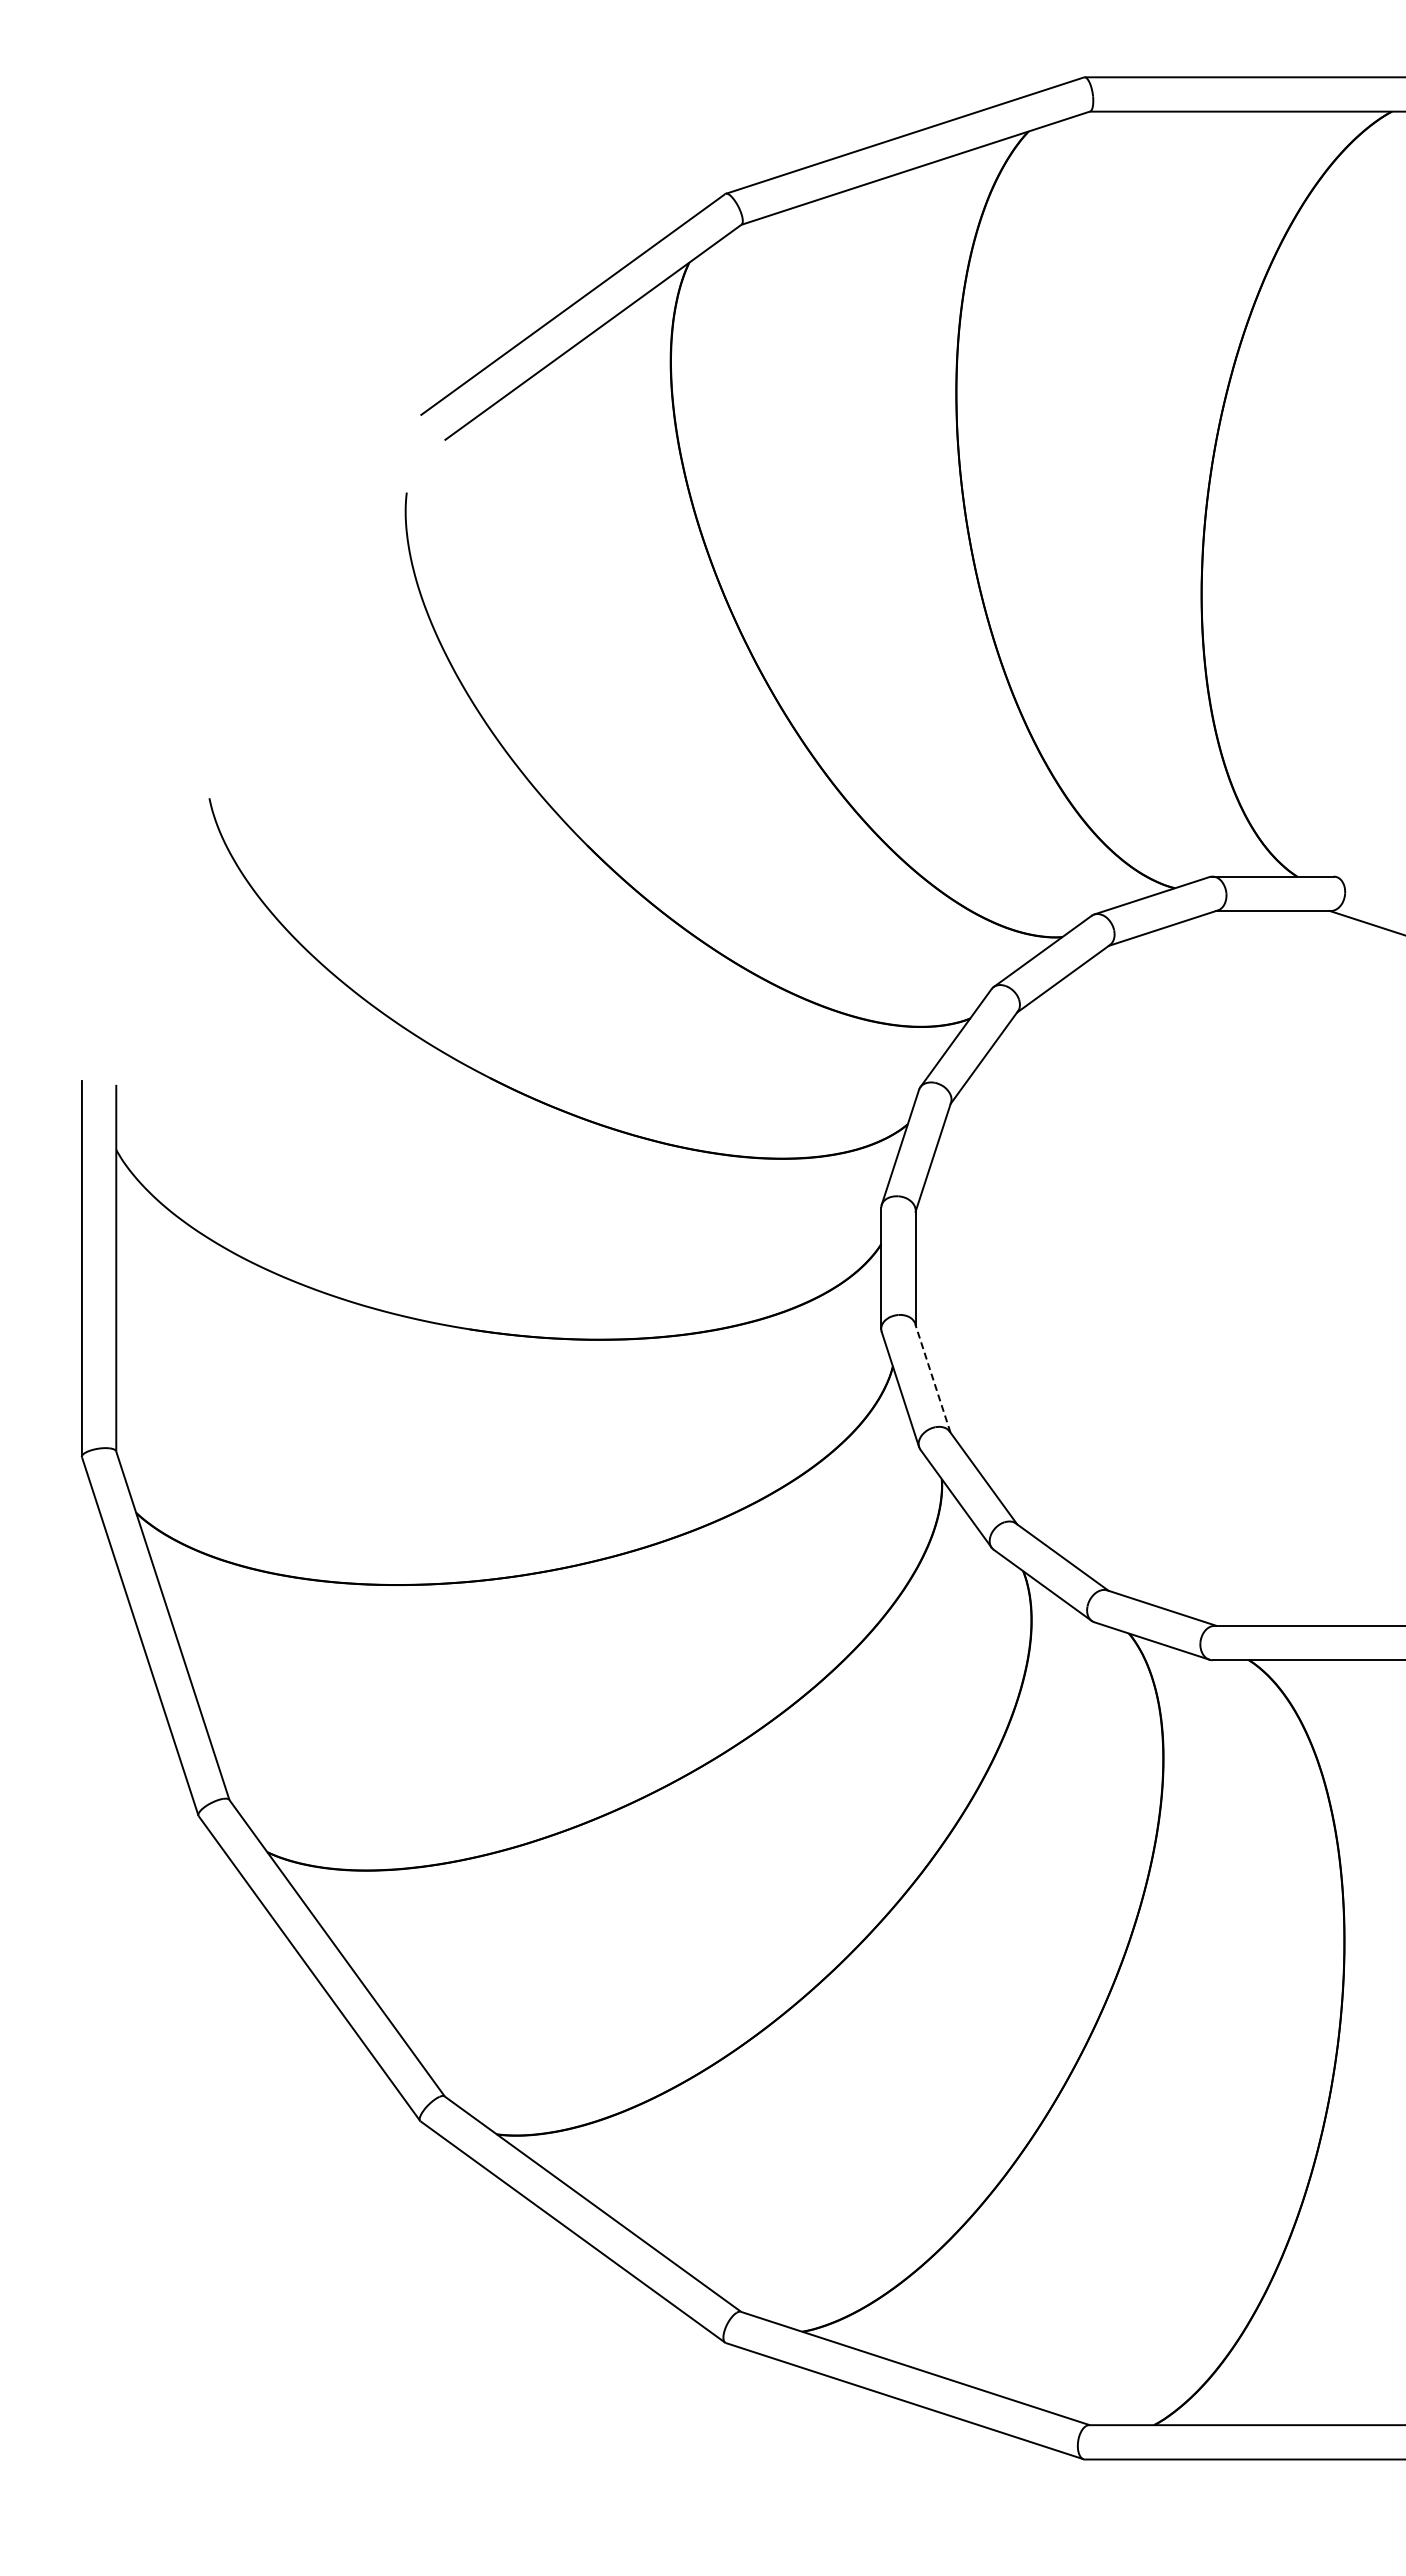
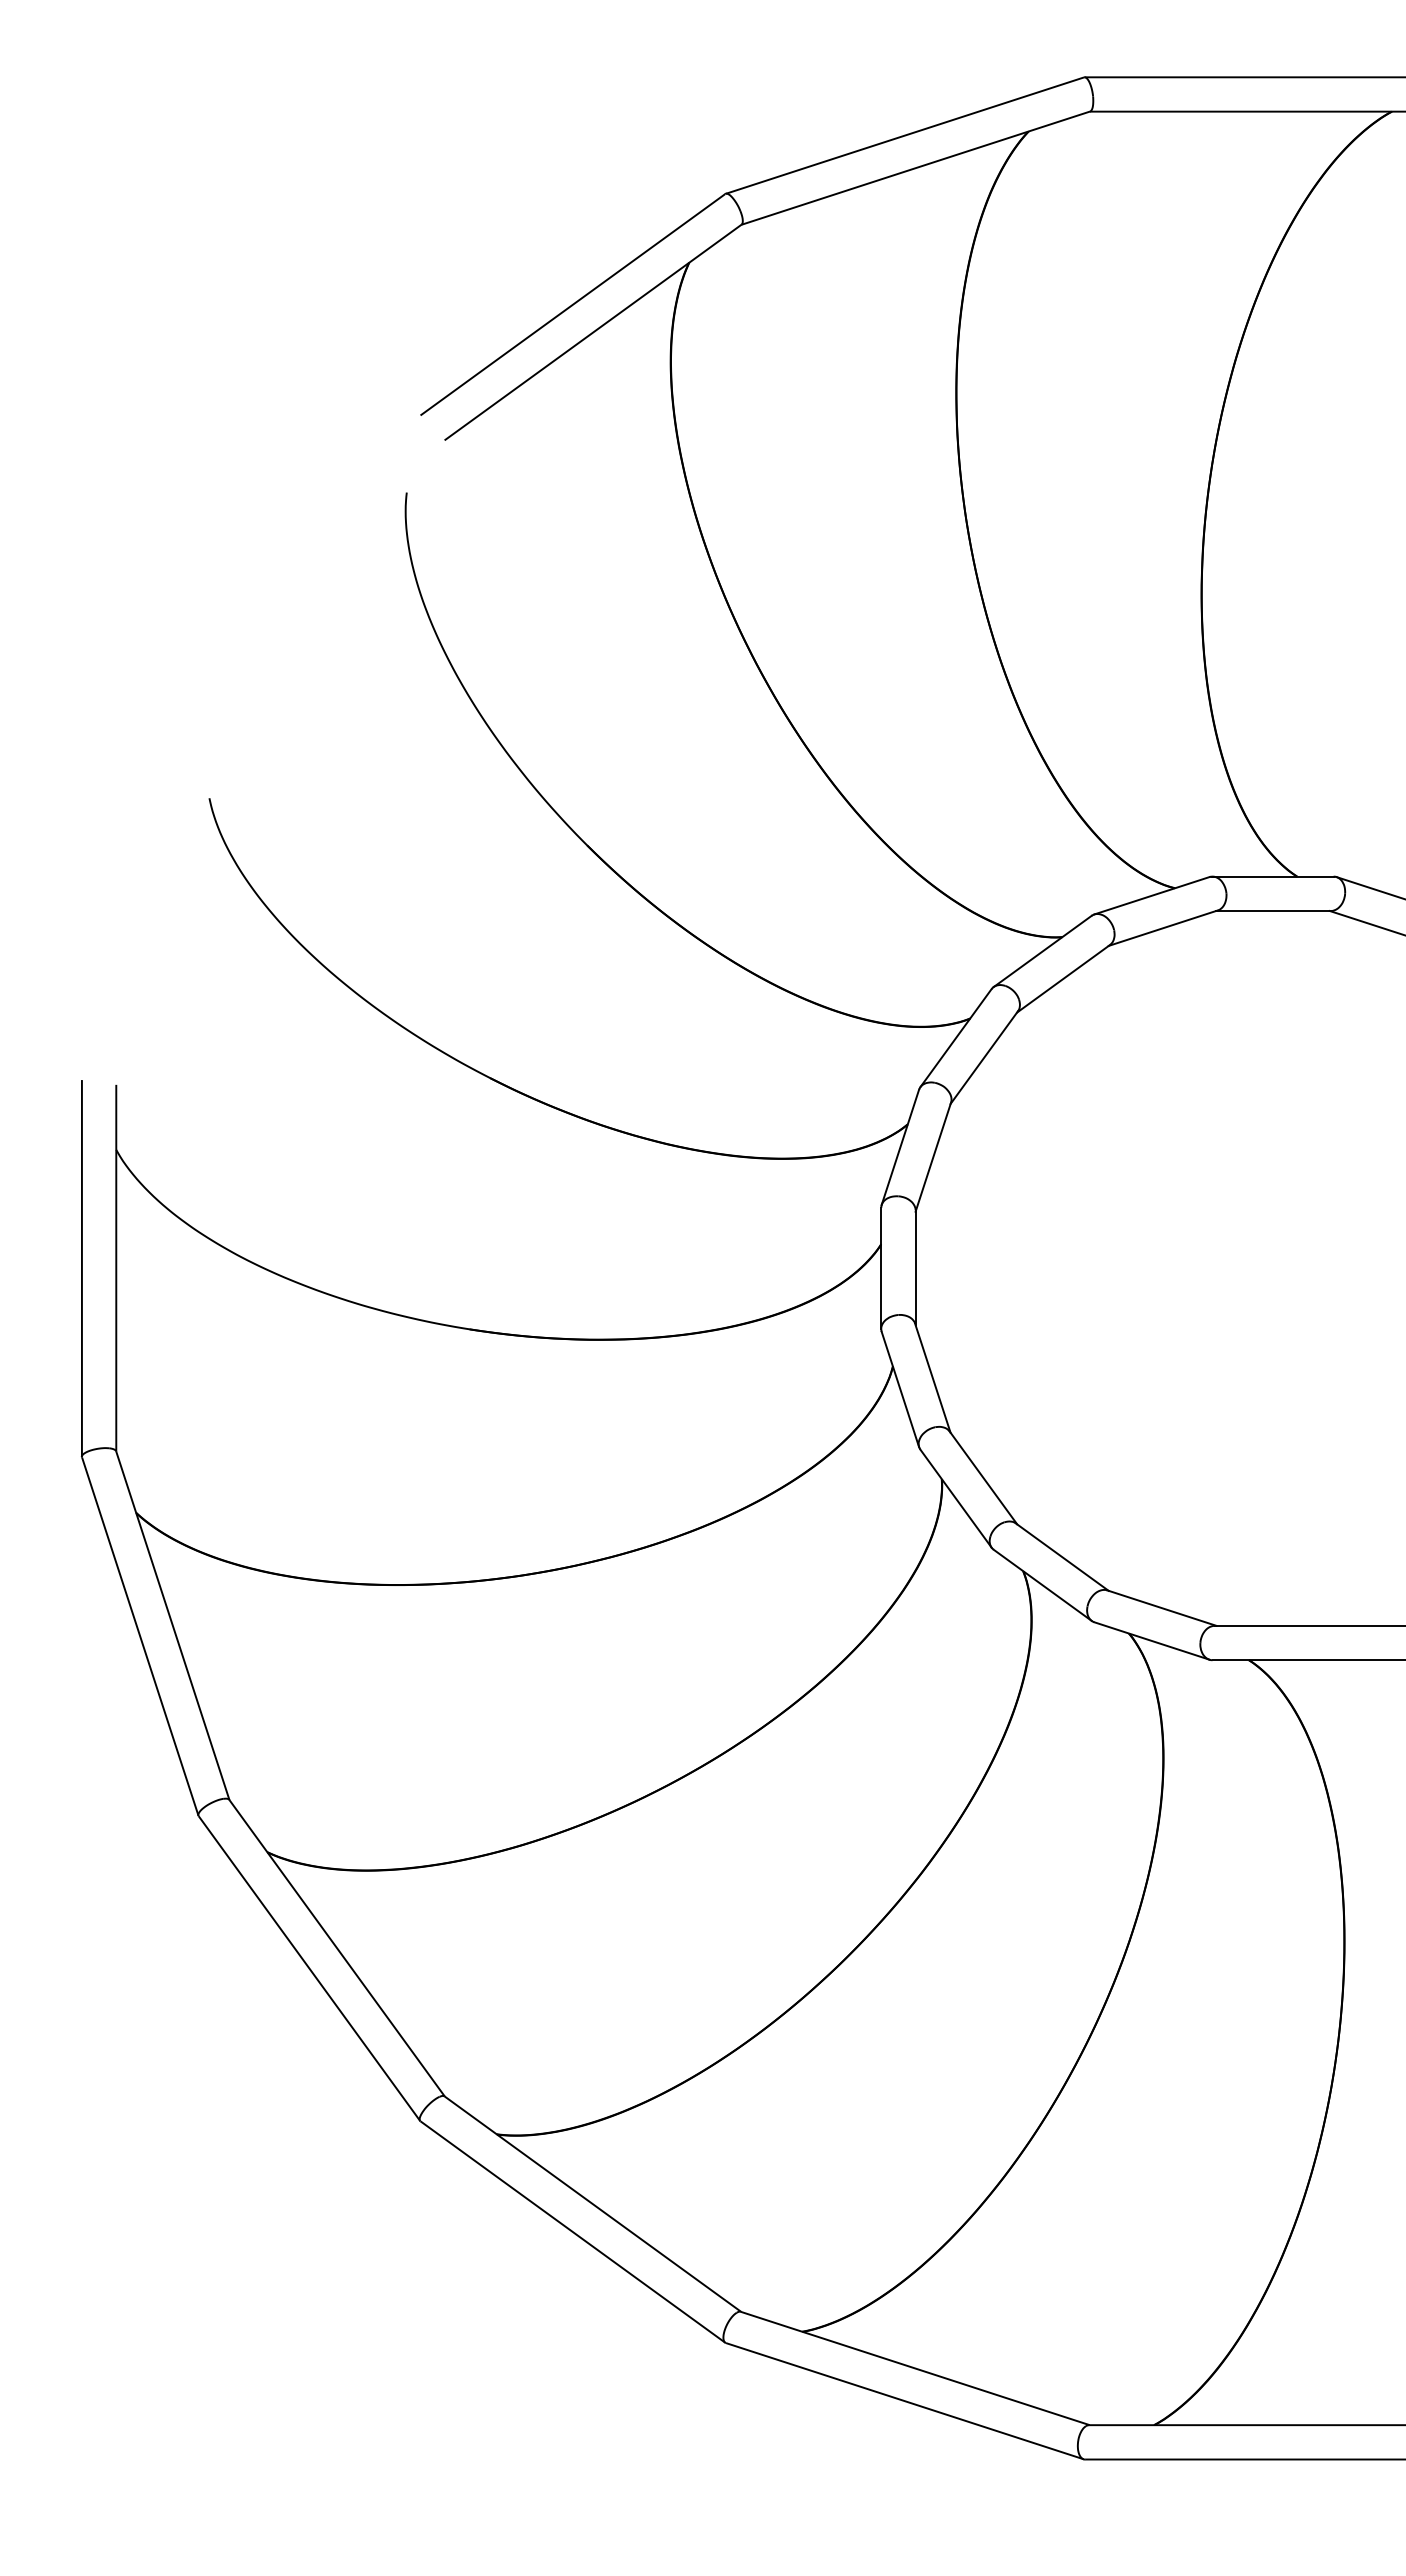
line: none -> present (1369, 887)
line: dashed -> solid (932, 1377)
